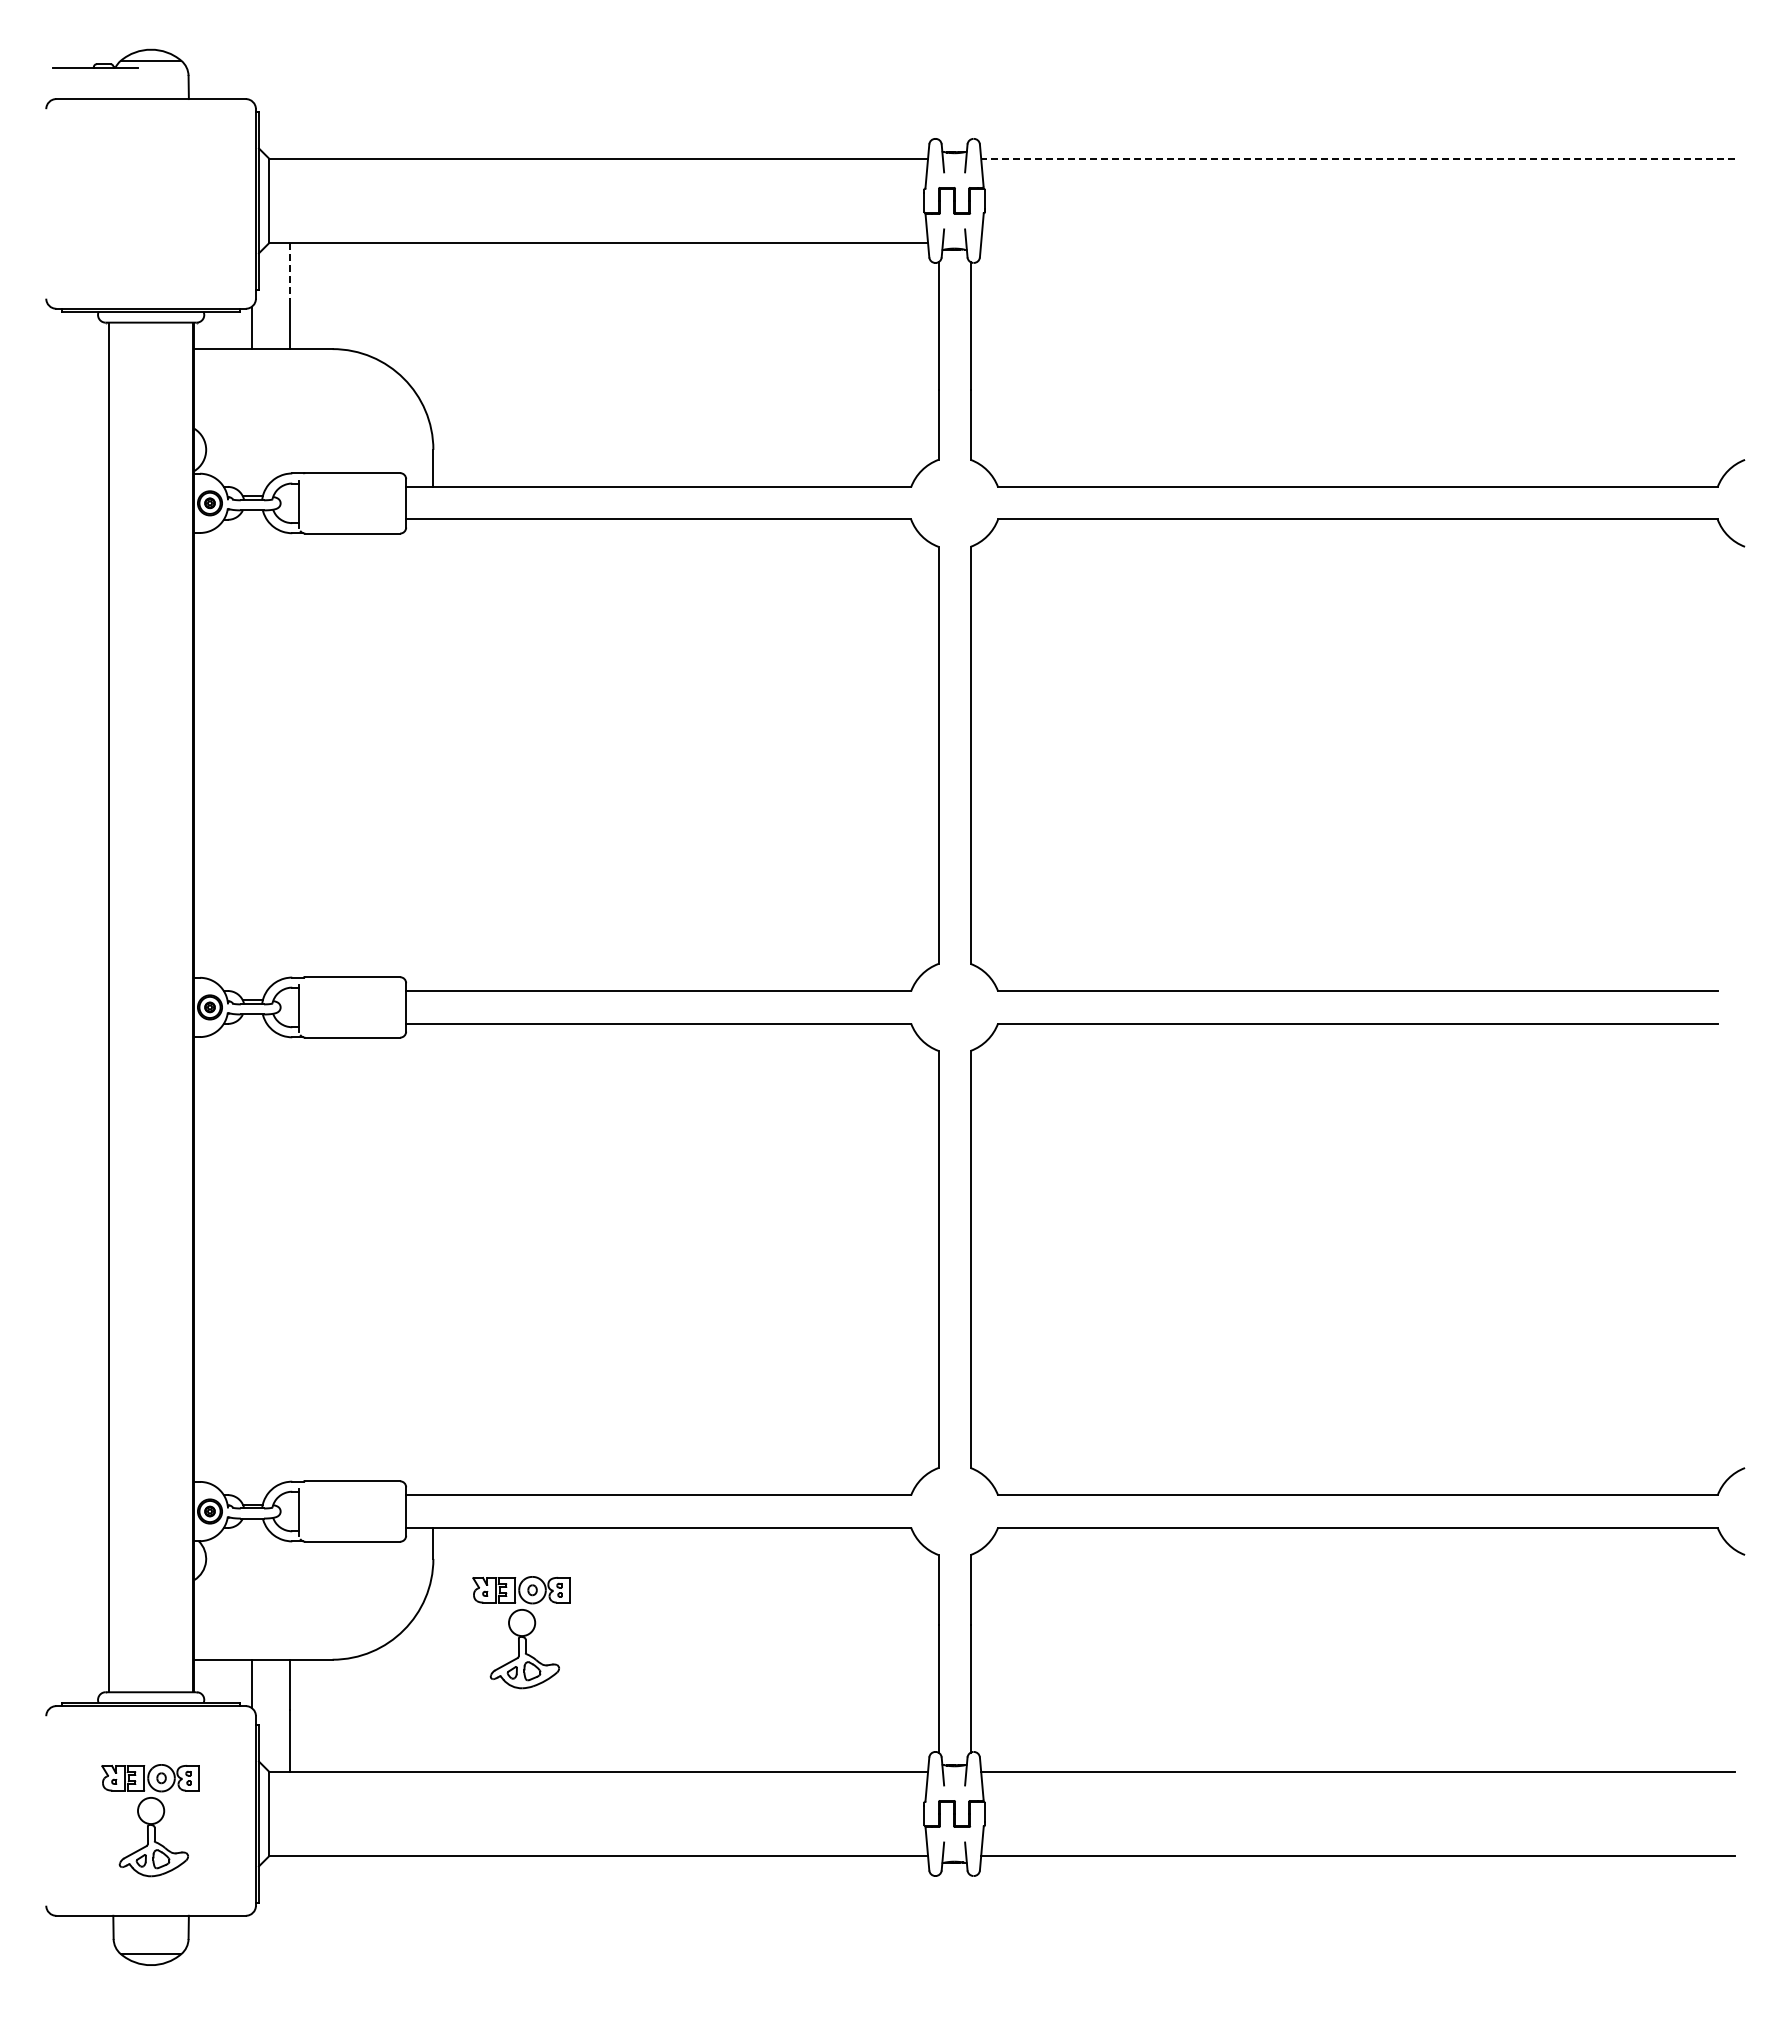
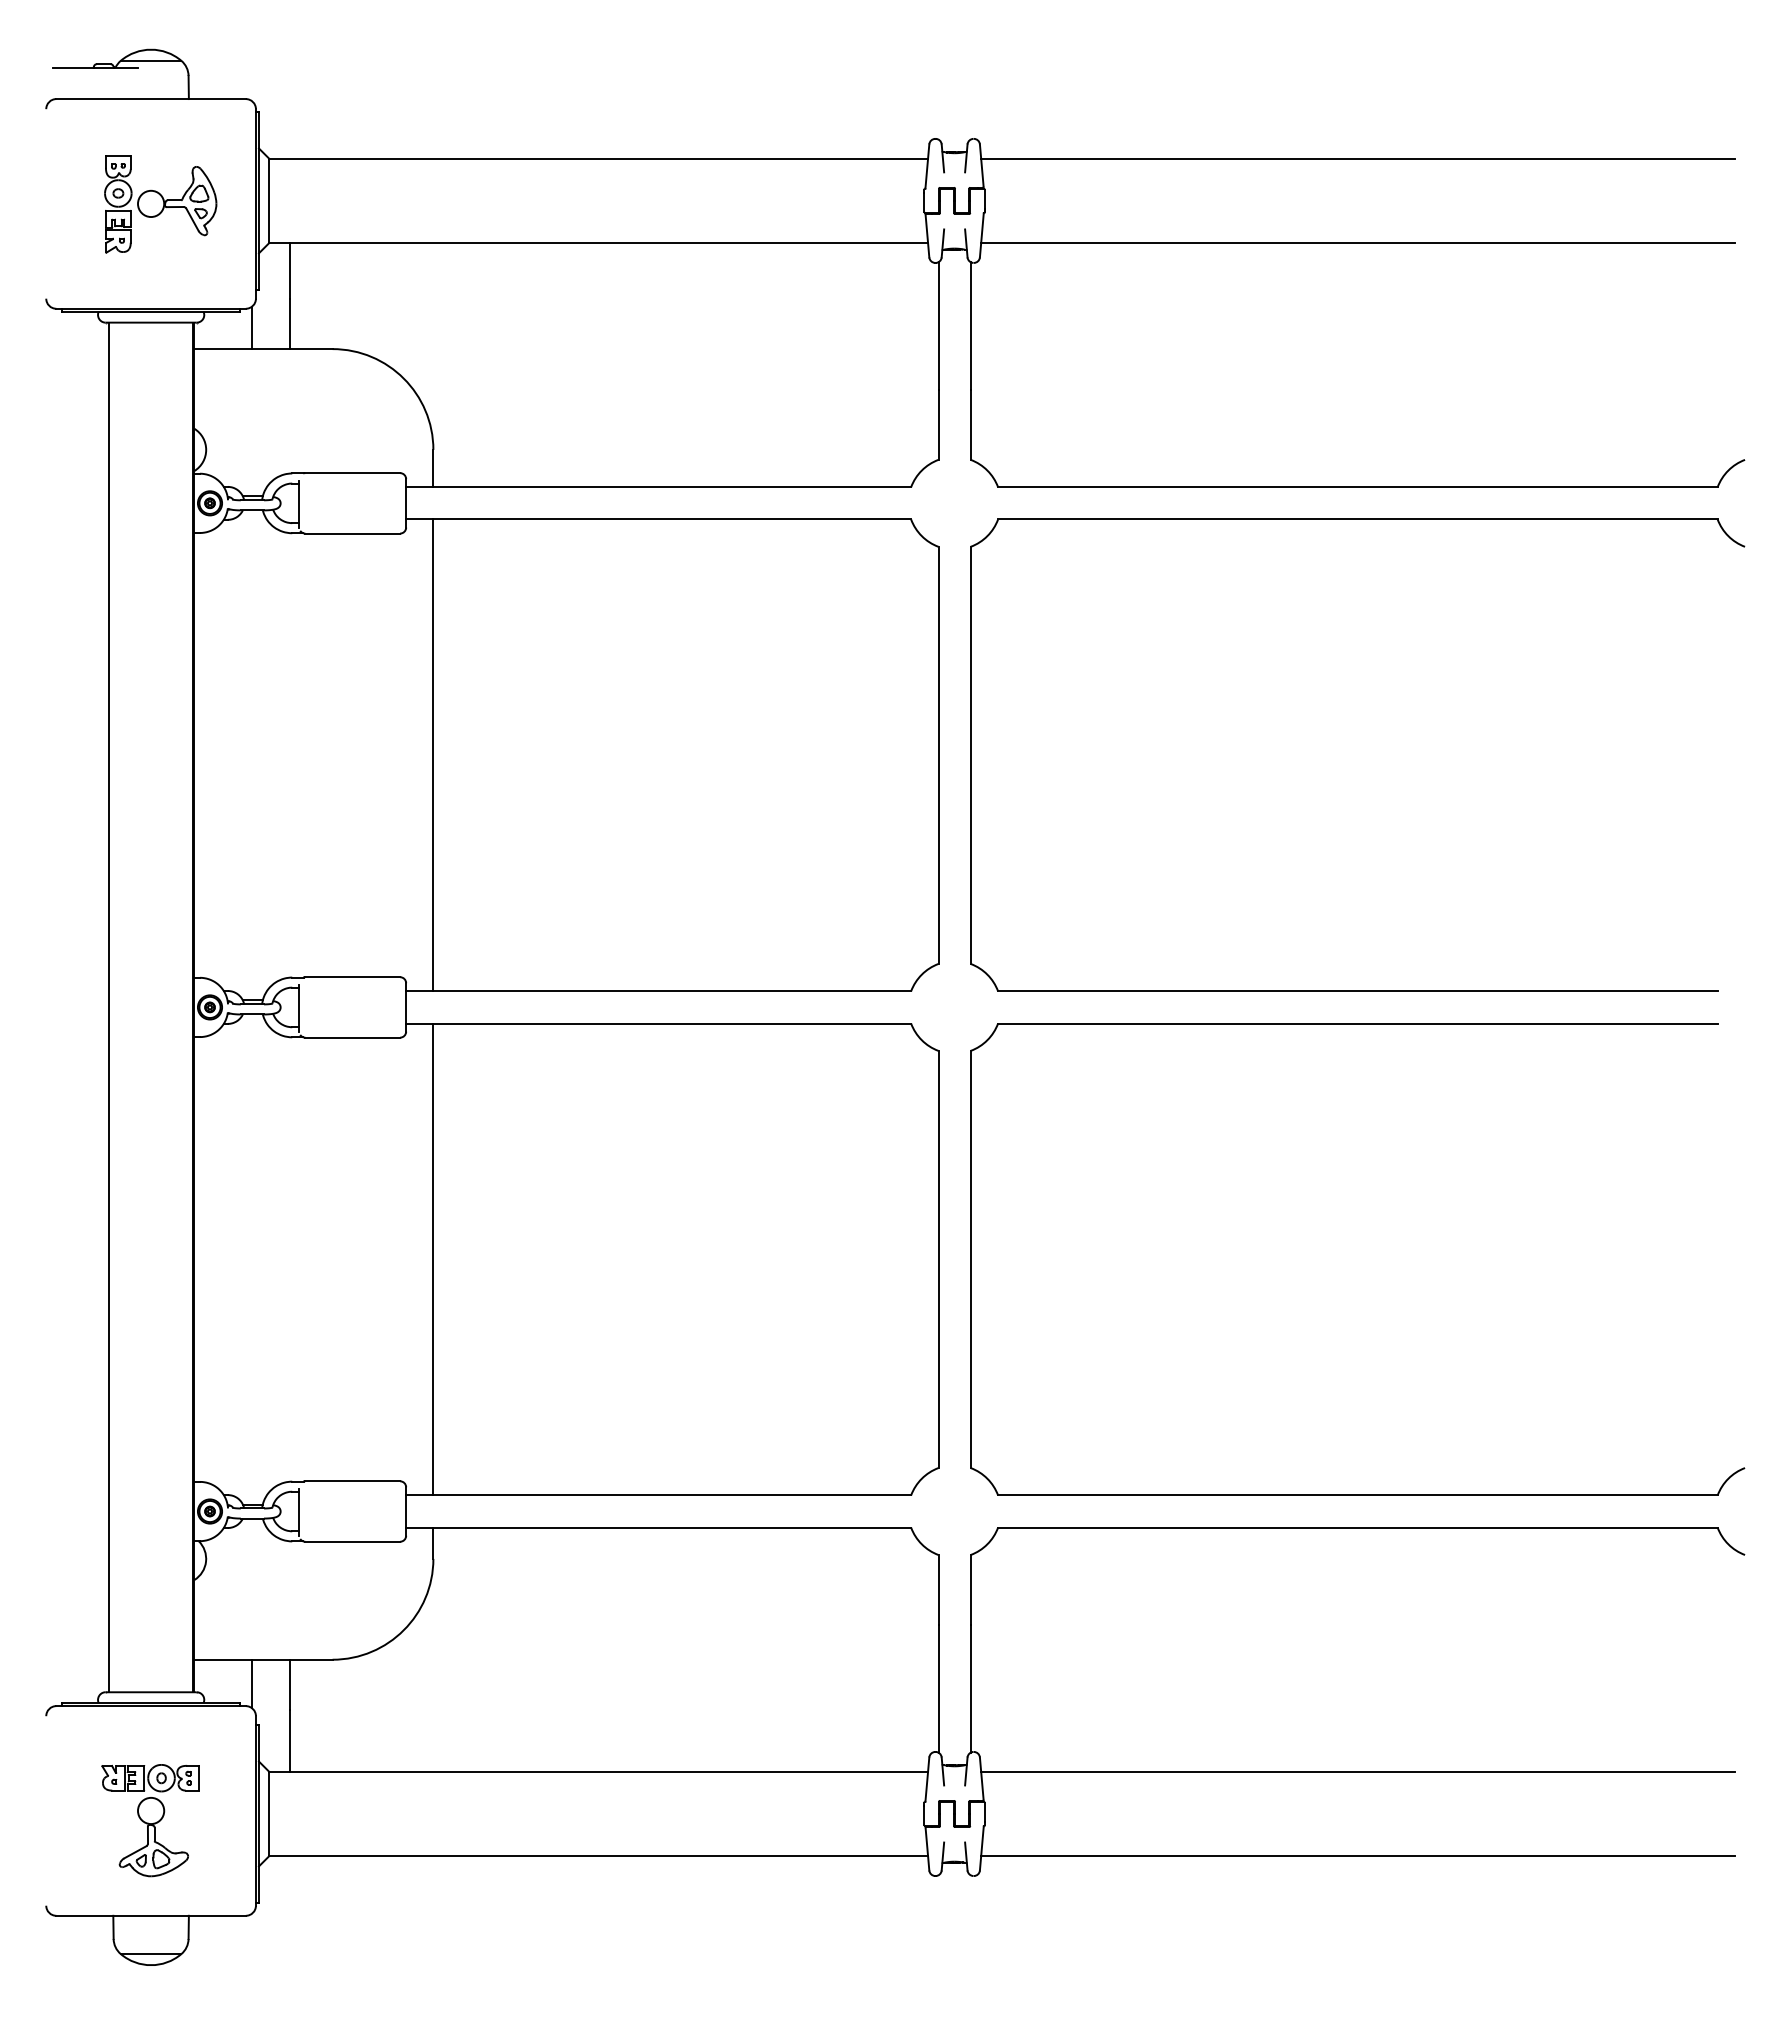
line: dashed -> solid (1357, 158)
part: none -> present (160, 204)
line: none -> present (1357, 243)
line: dashed -> solid (290, 270)
line: none -> present (433, 755)
line: none -> present (433, 1259)
part: present -> none (521, 1632)
